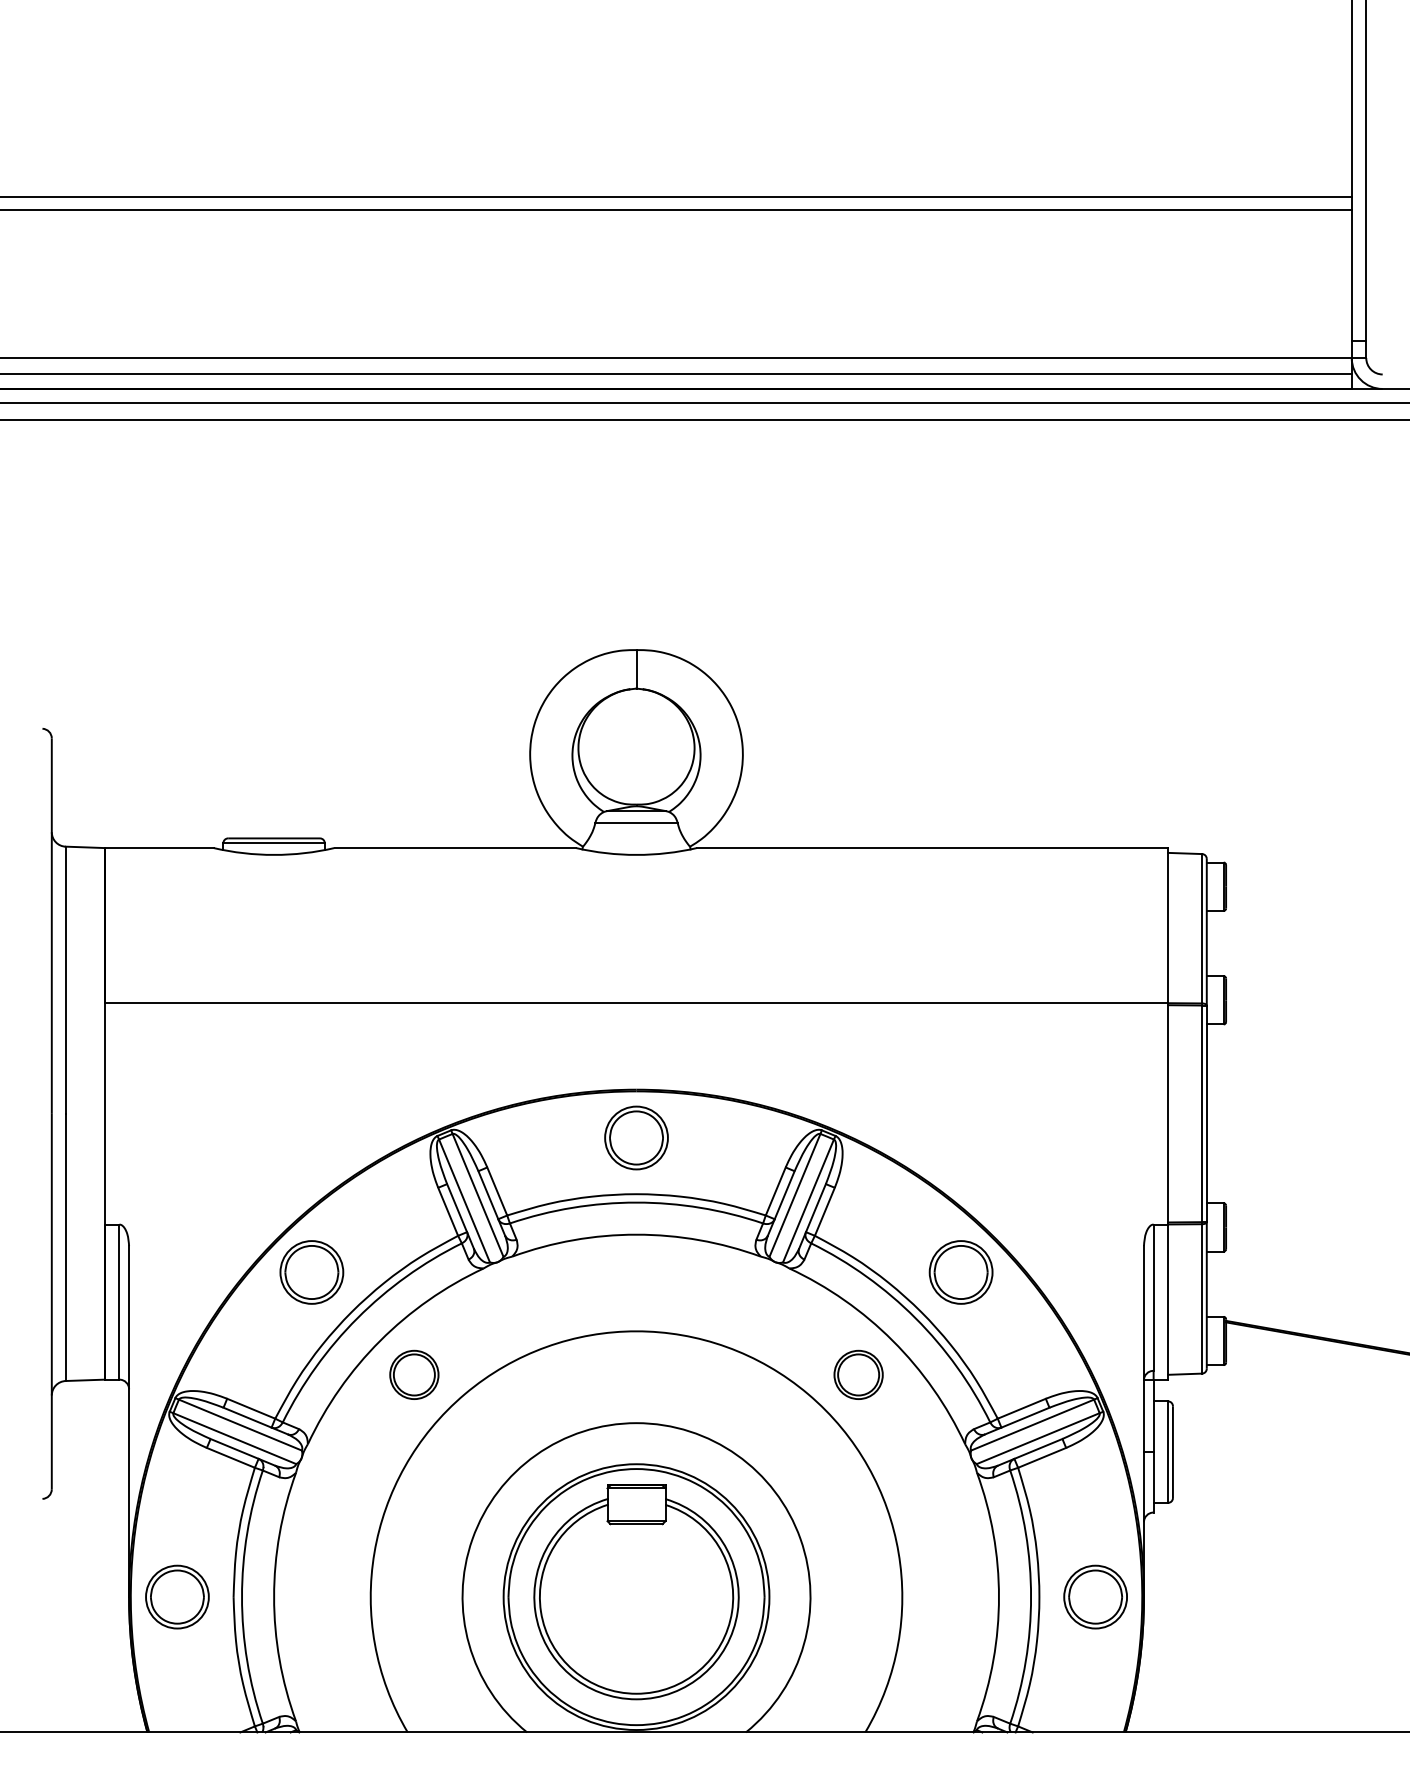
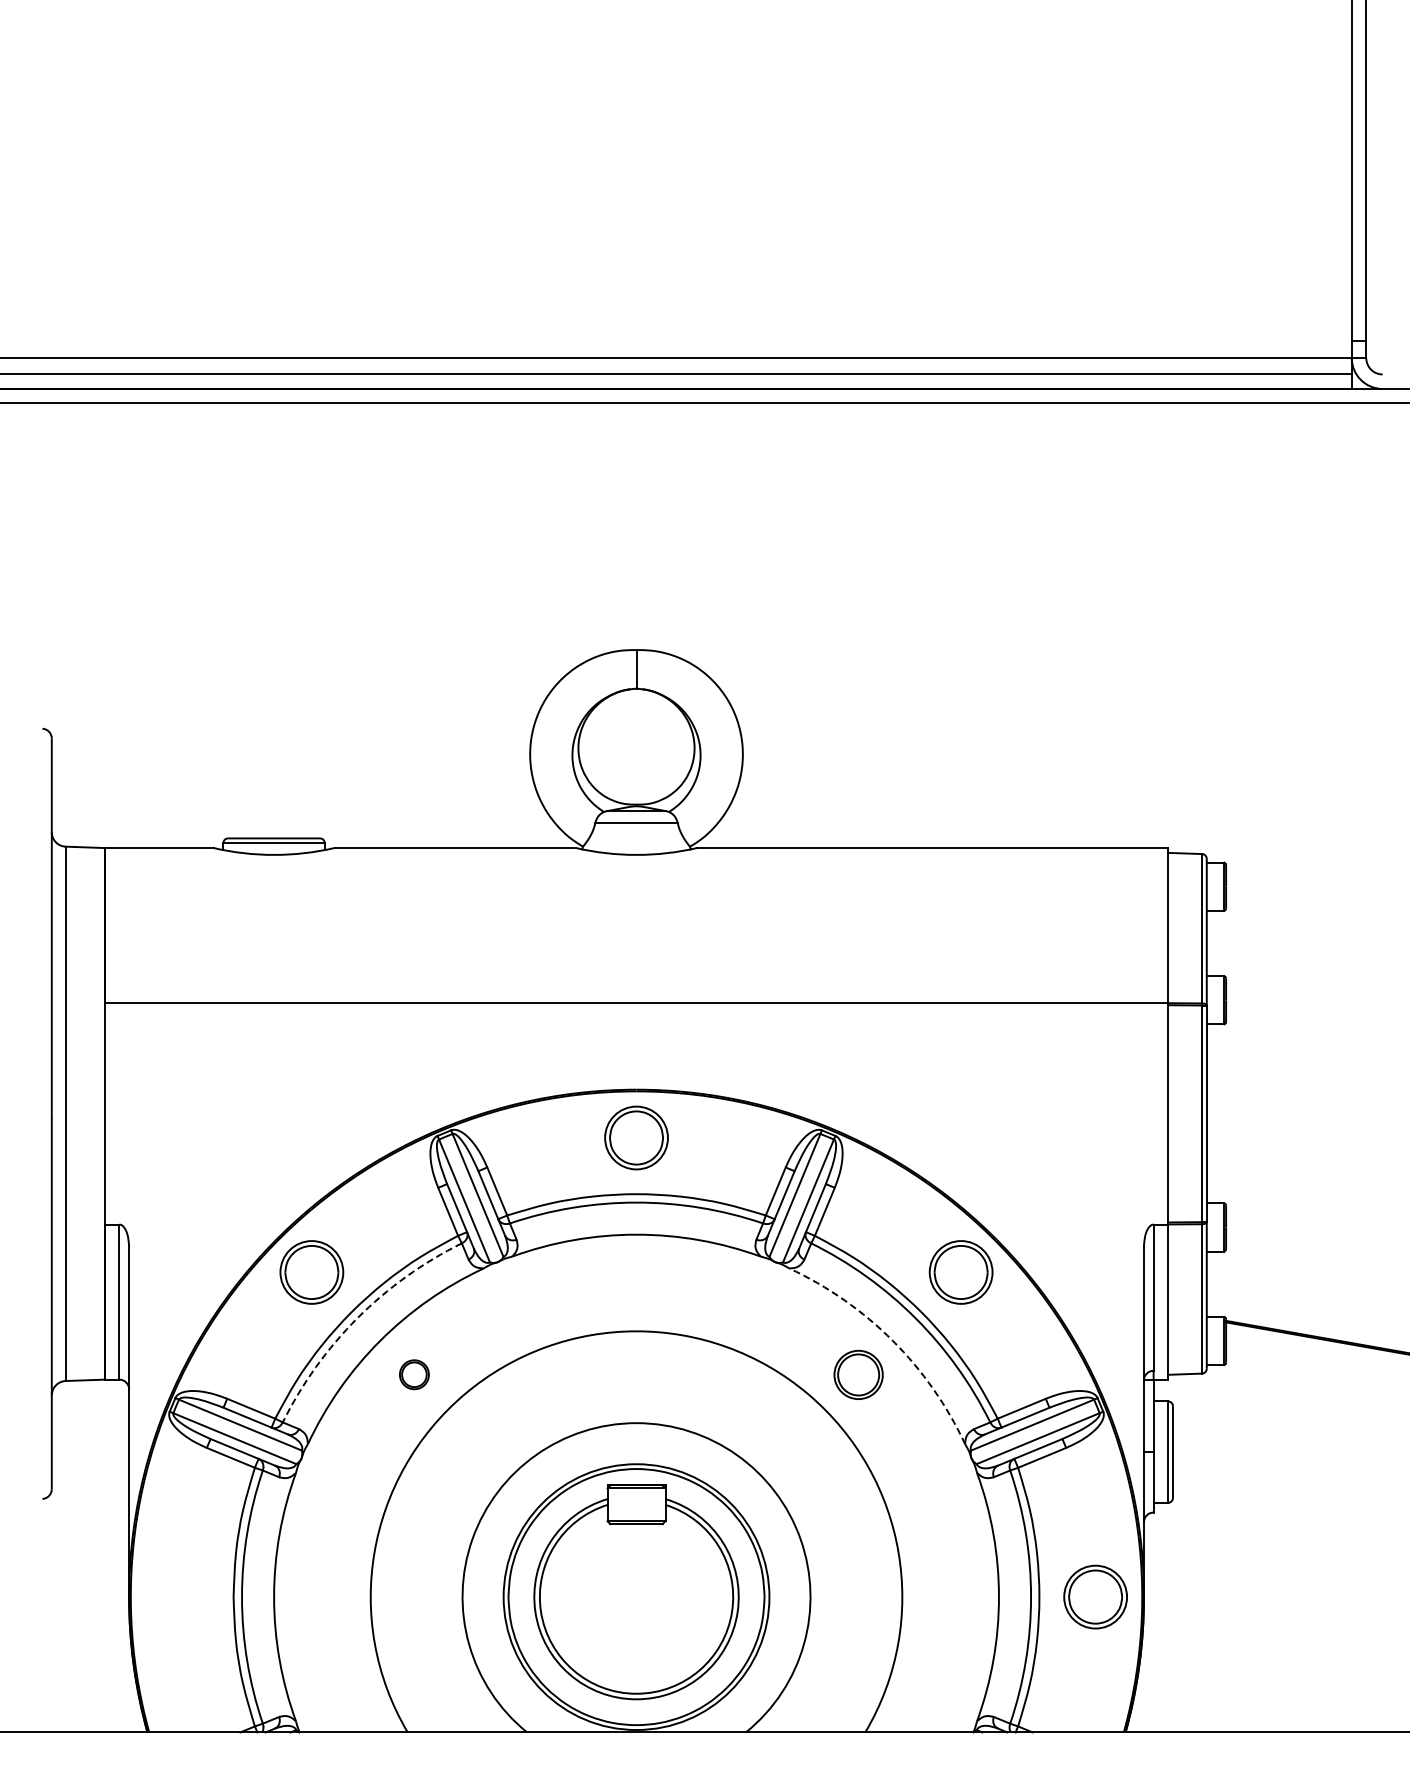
line: present -> none (676, 197)
line: present -> none (676, 209)
line: present -> none (704, 419)
arc: solid -> dashed (357, 1318)
arc: solid -> dashed (892, 1340)
part size: 51x51 px -> 31x32 px (414, 1374)
part: present -> none (177, 1596)
